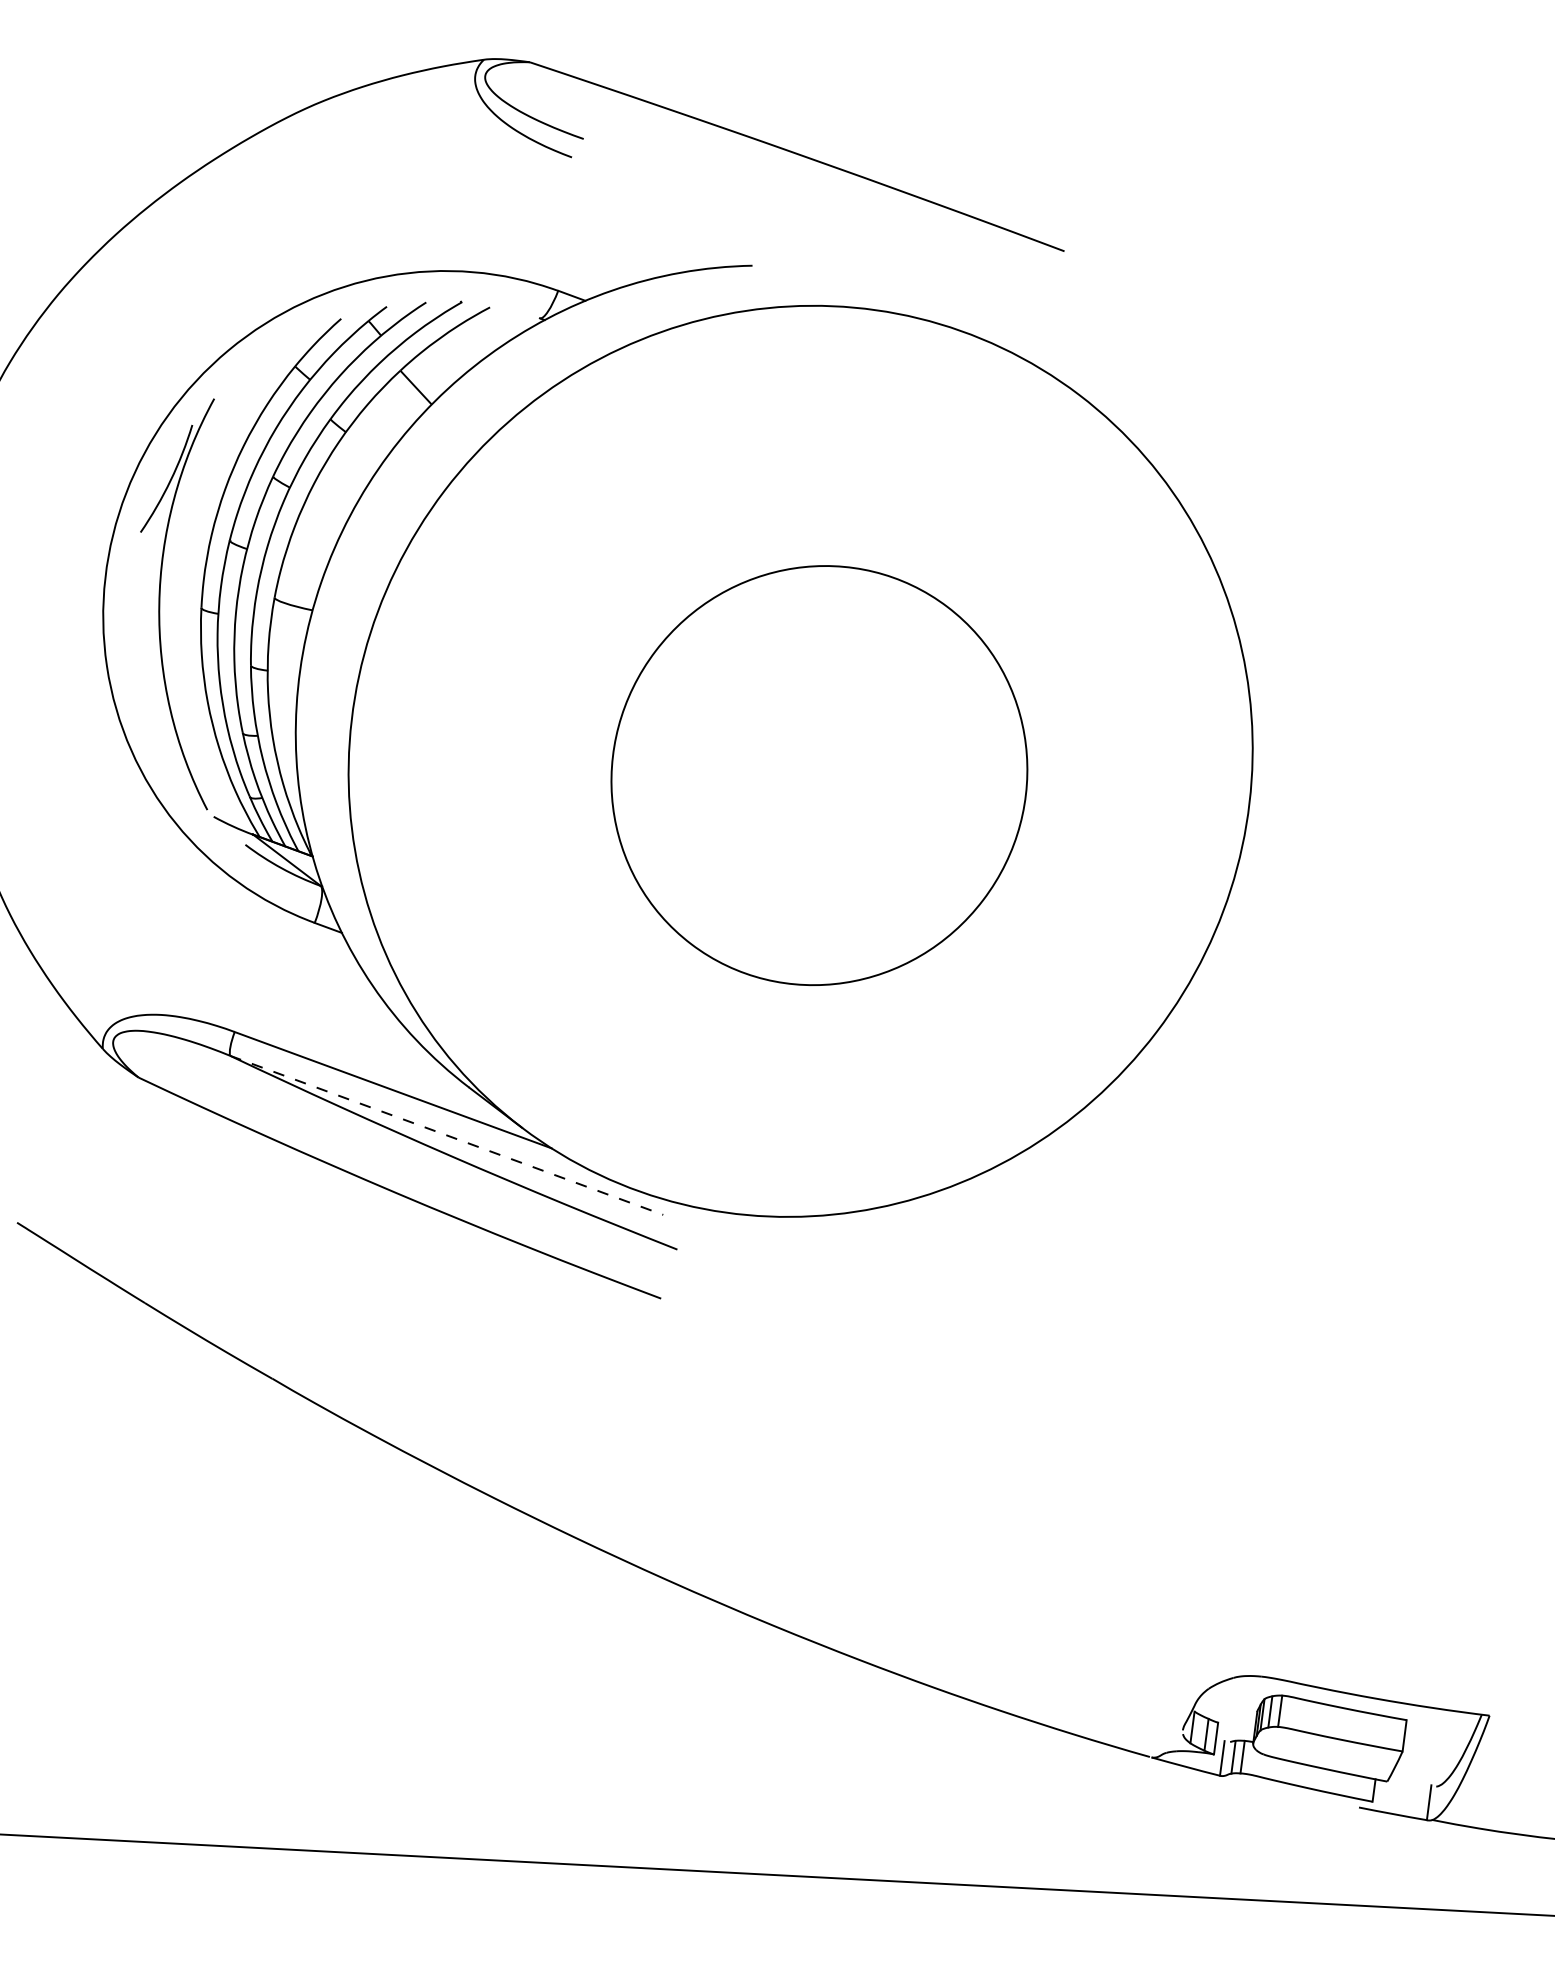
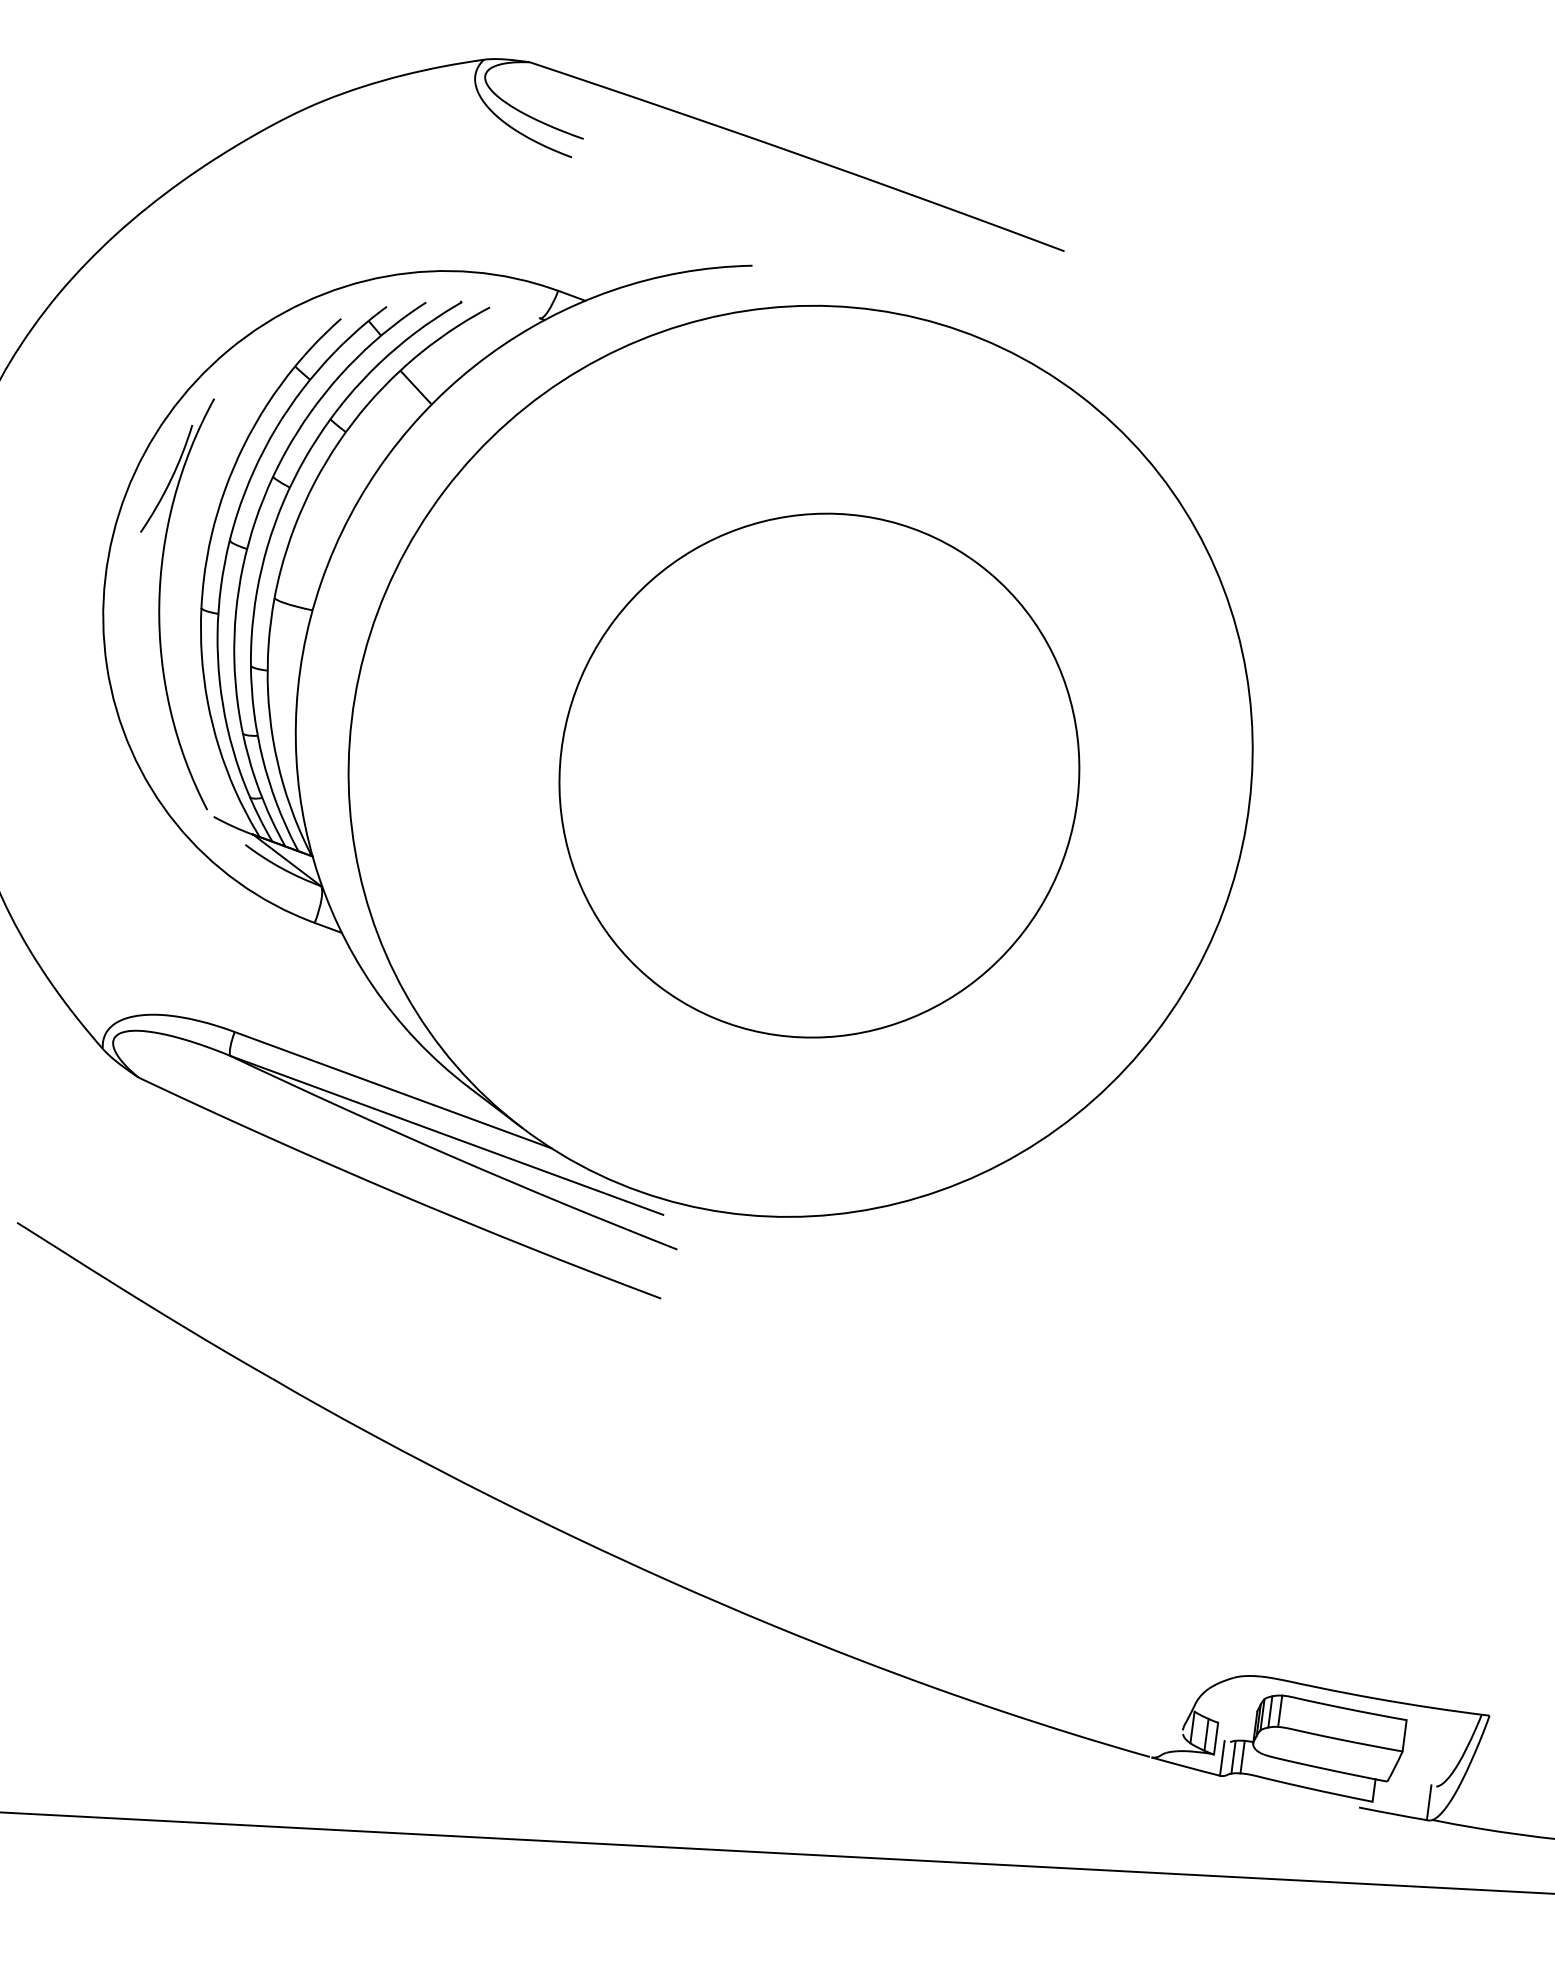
part size: 419x421 px -> 523x527 px (819, 775)
line: dashed -> solid (446, 1135)
line position: (776, 1874) -> (776, 1852) (776, 1852)
